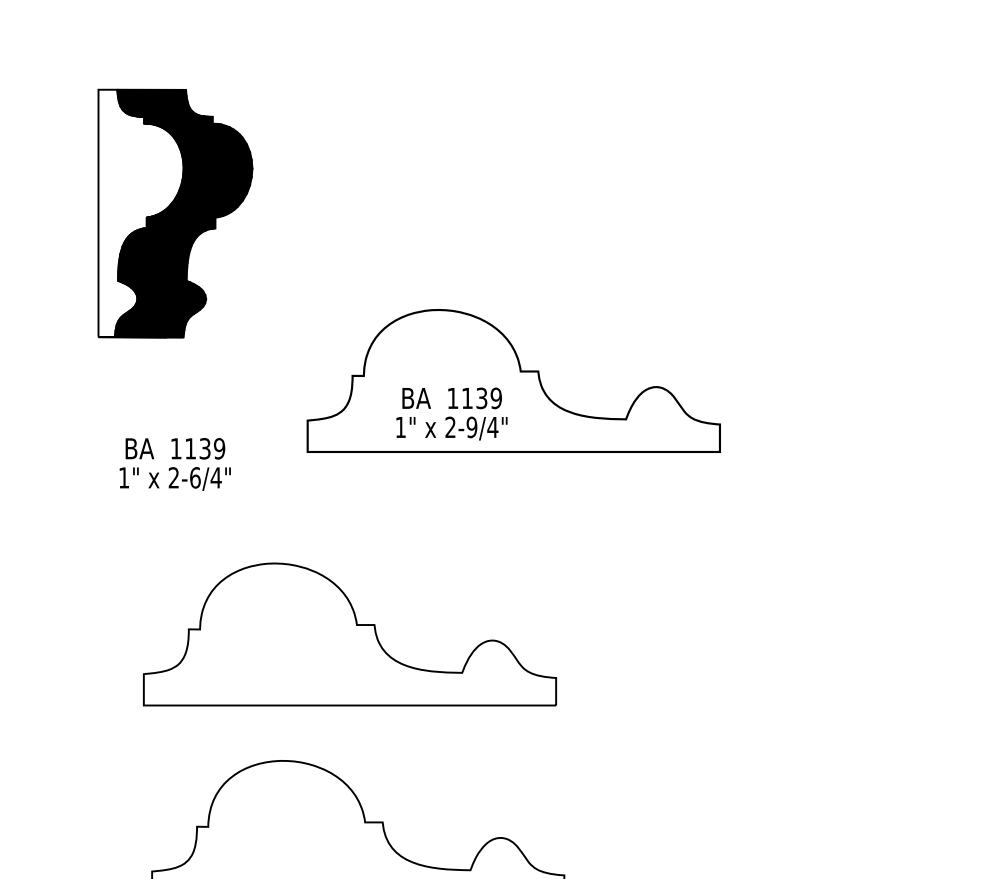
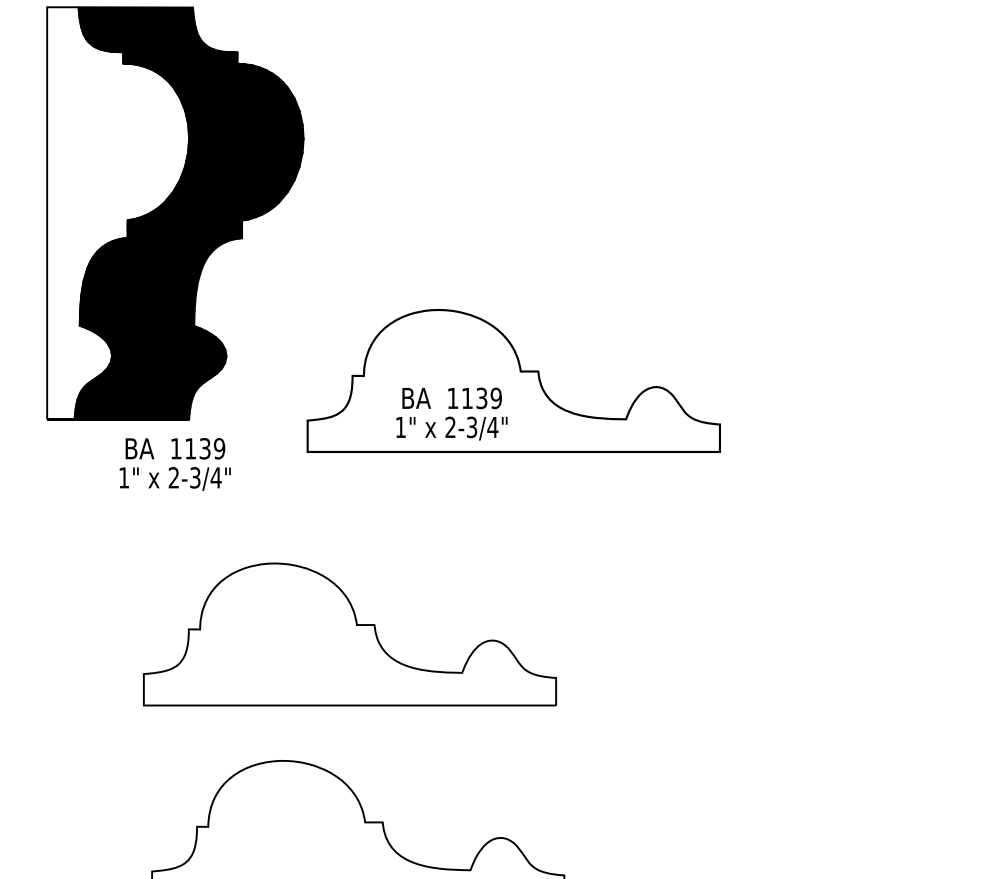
part size: 157x251 px -> 259x415 px (175, 213)
text: 2-9/4" -> 2-3/4" (471, 427)
text: 2-6/4" -> 2-3/4" (195, 477)
